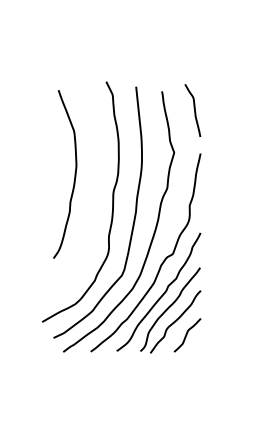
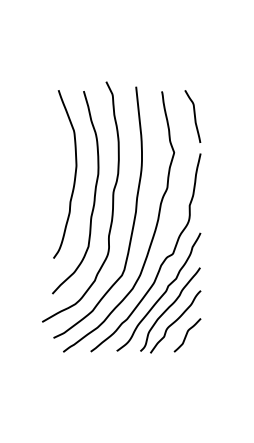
curve position: (194, 110) -> (194, 116) (194, 116)
curve: none -> present (93, 197)
